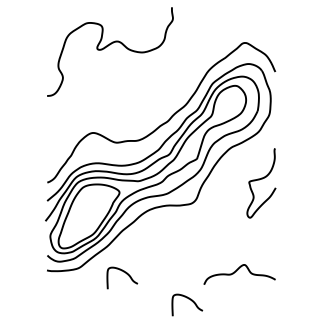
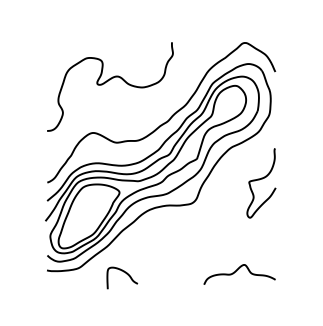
curve position: (107, 47) -> (107, 82) (107, 82)
curve: present -> none (190, 300)
